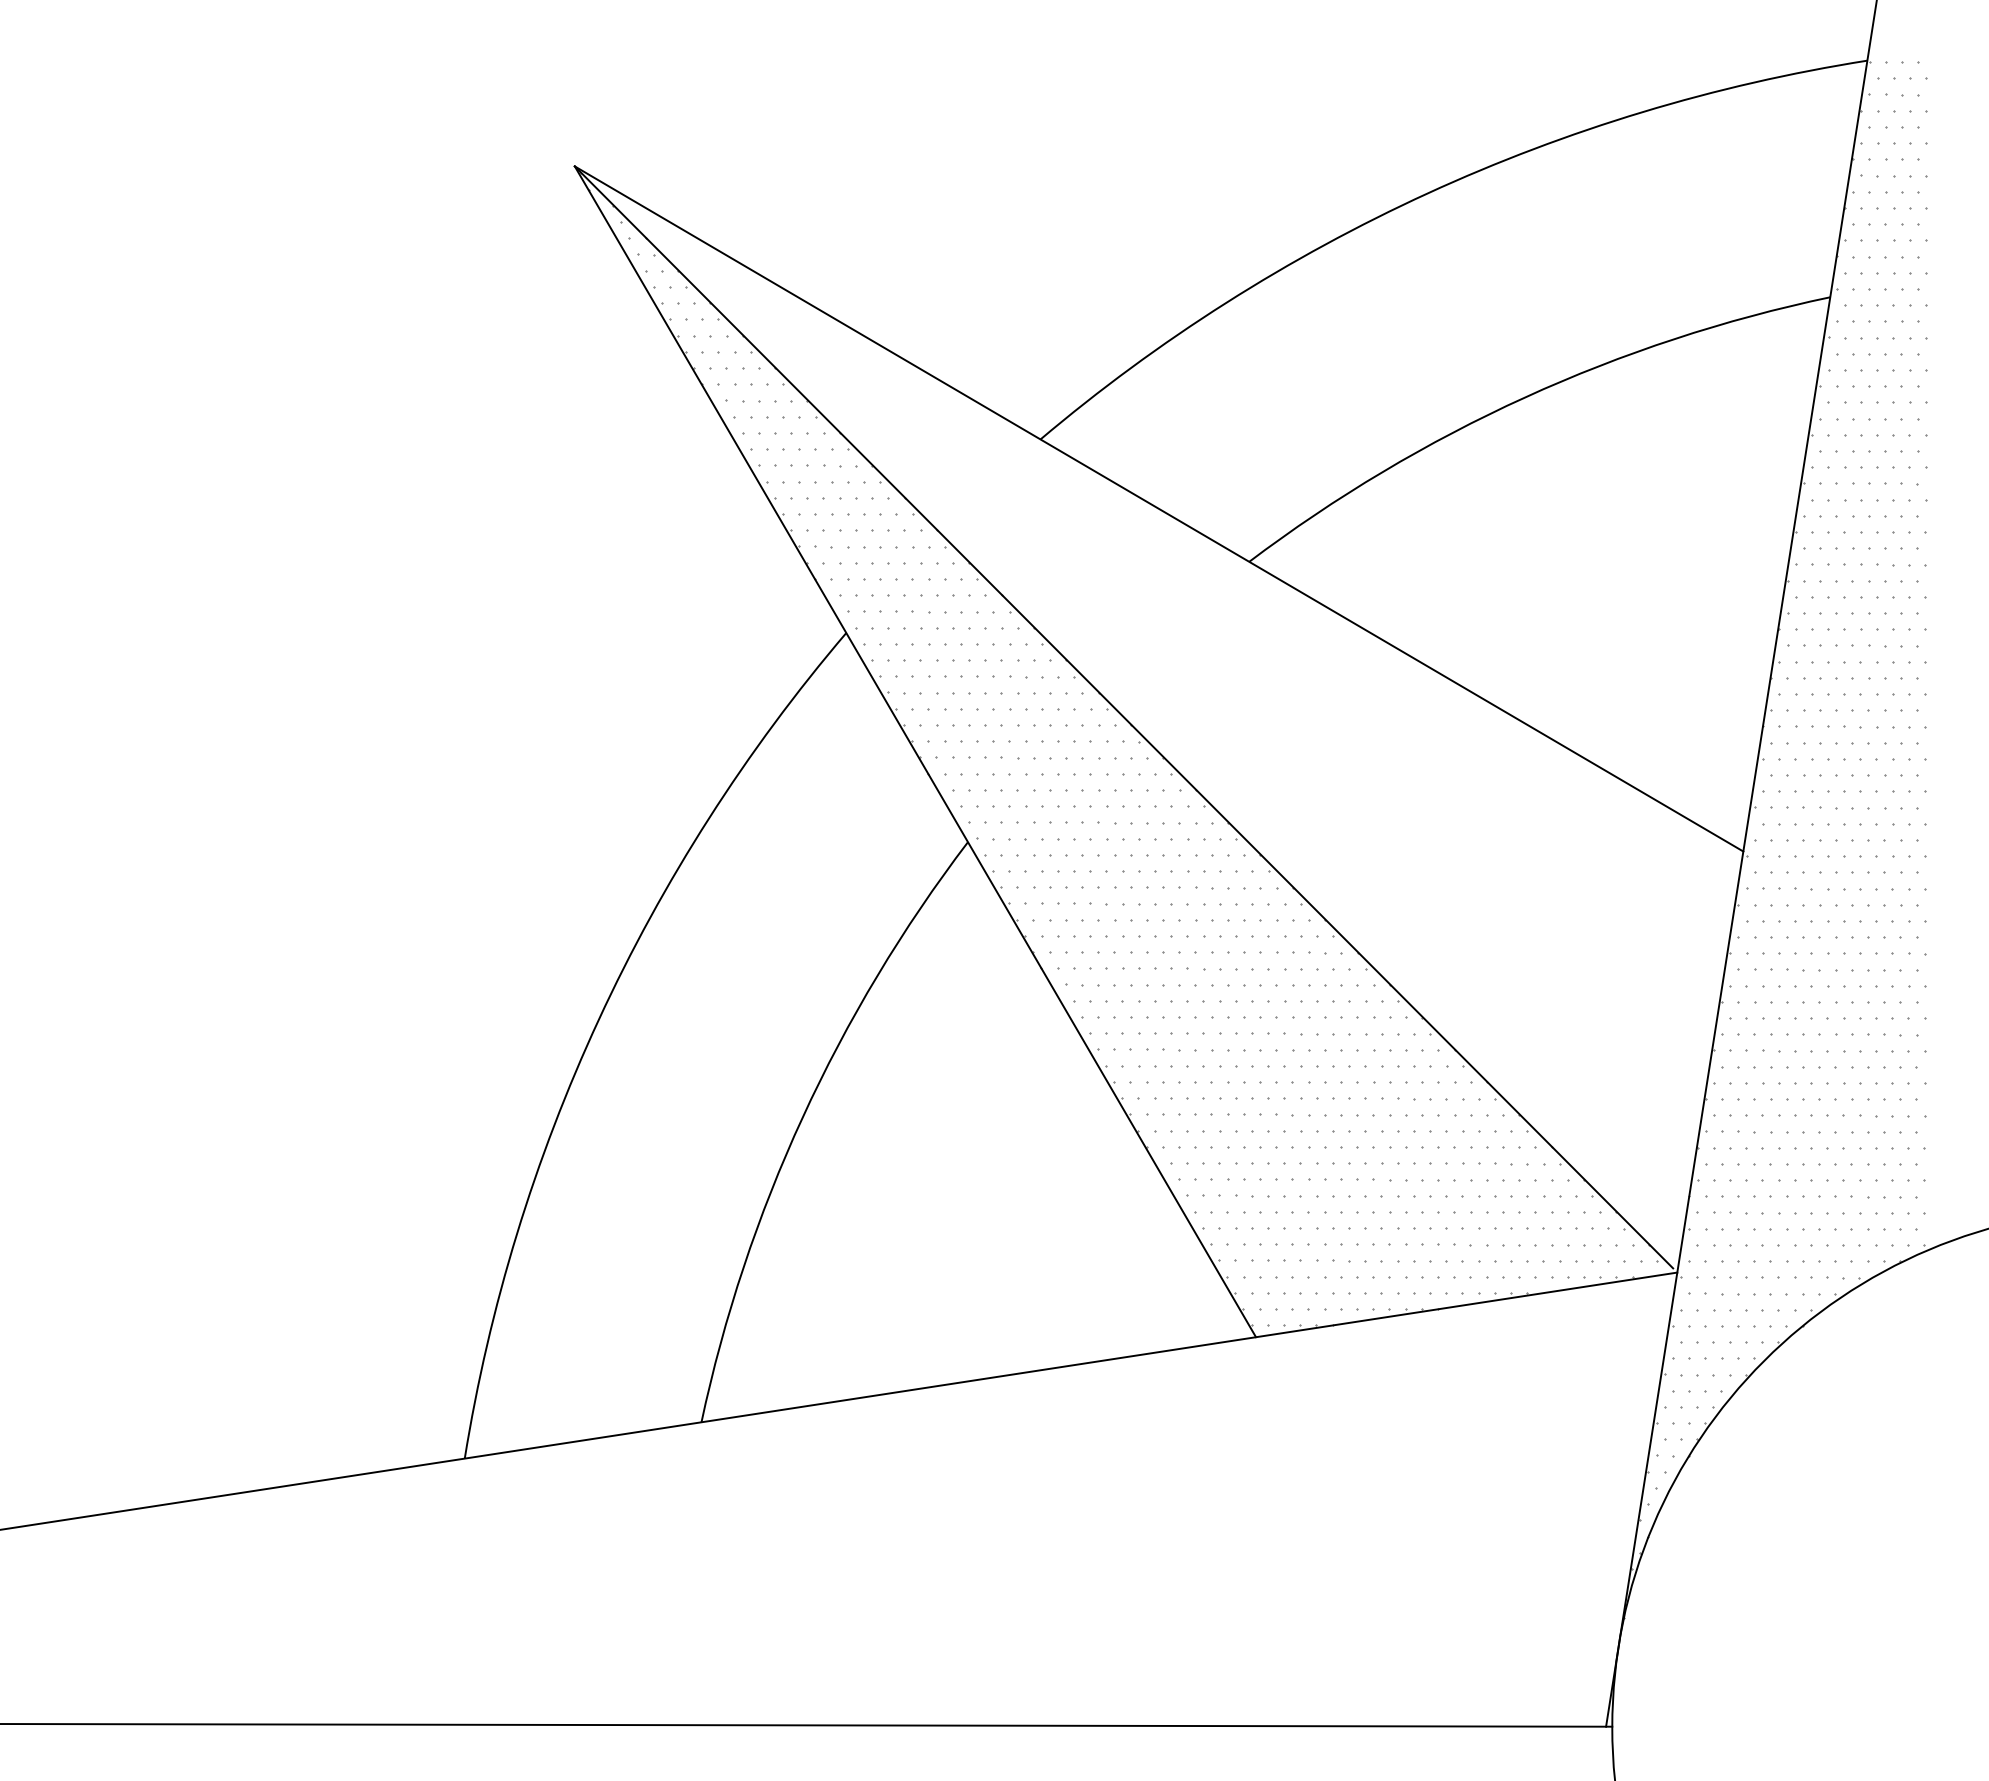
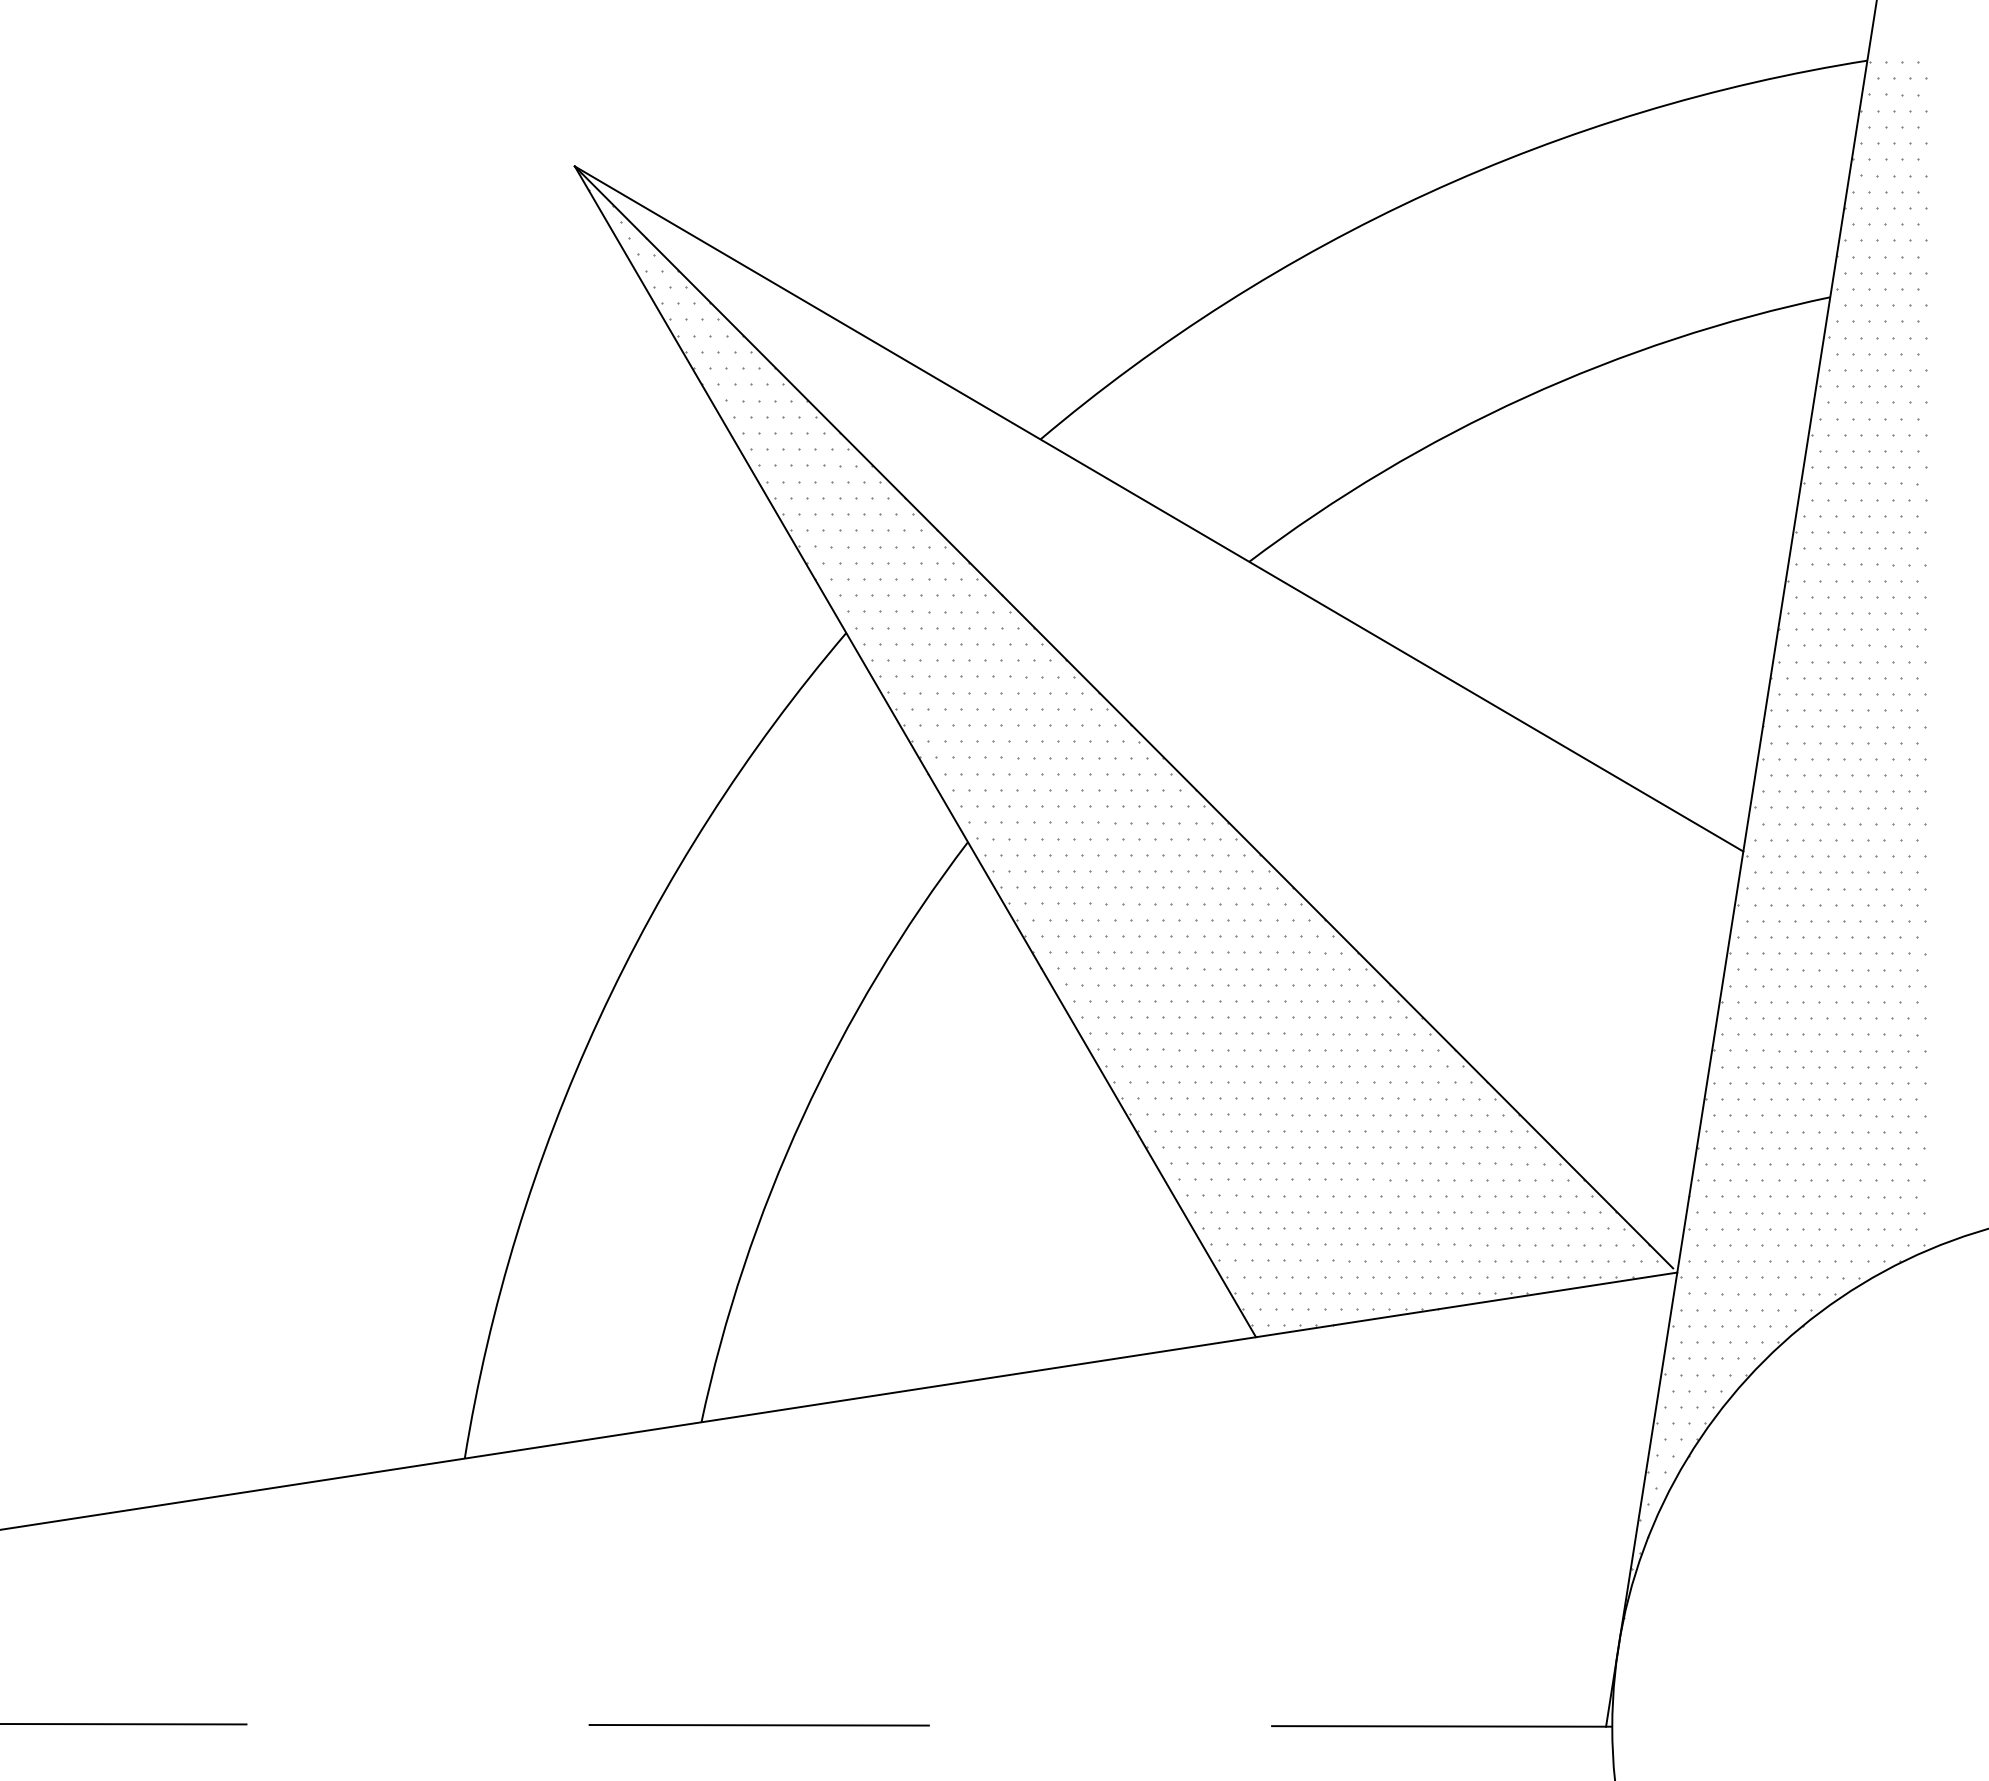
line: solid -> dashed (806, 1725)
